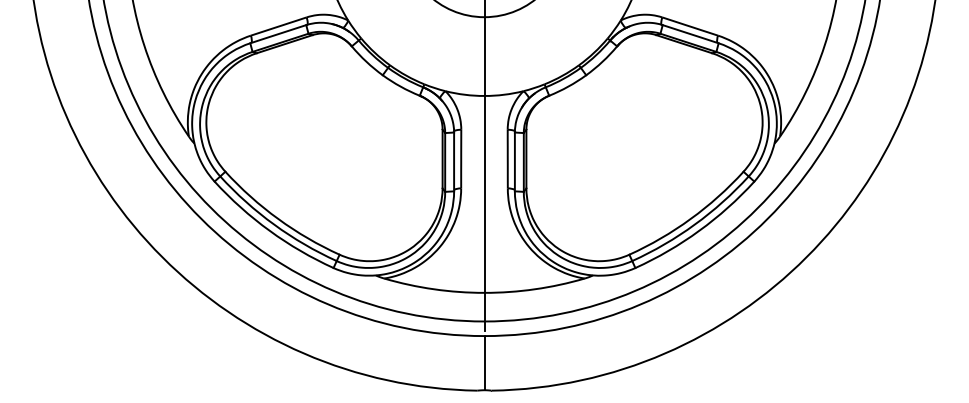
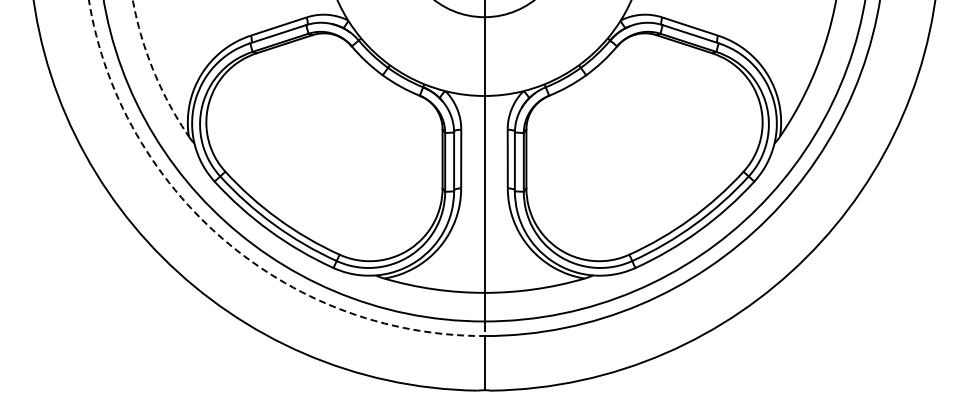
arc: solid -> dashed (153, 71)
arc: solid -> dashed (225, 241)
